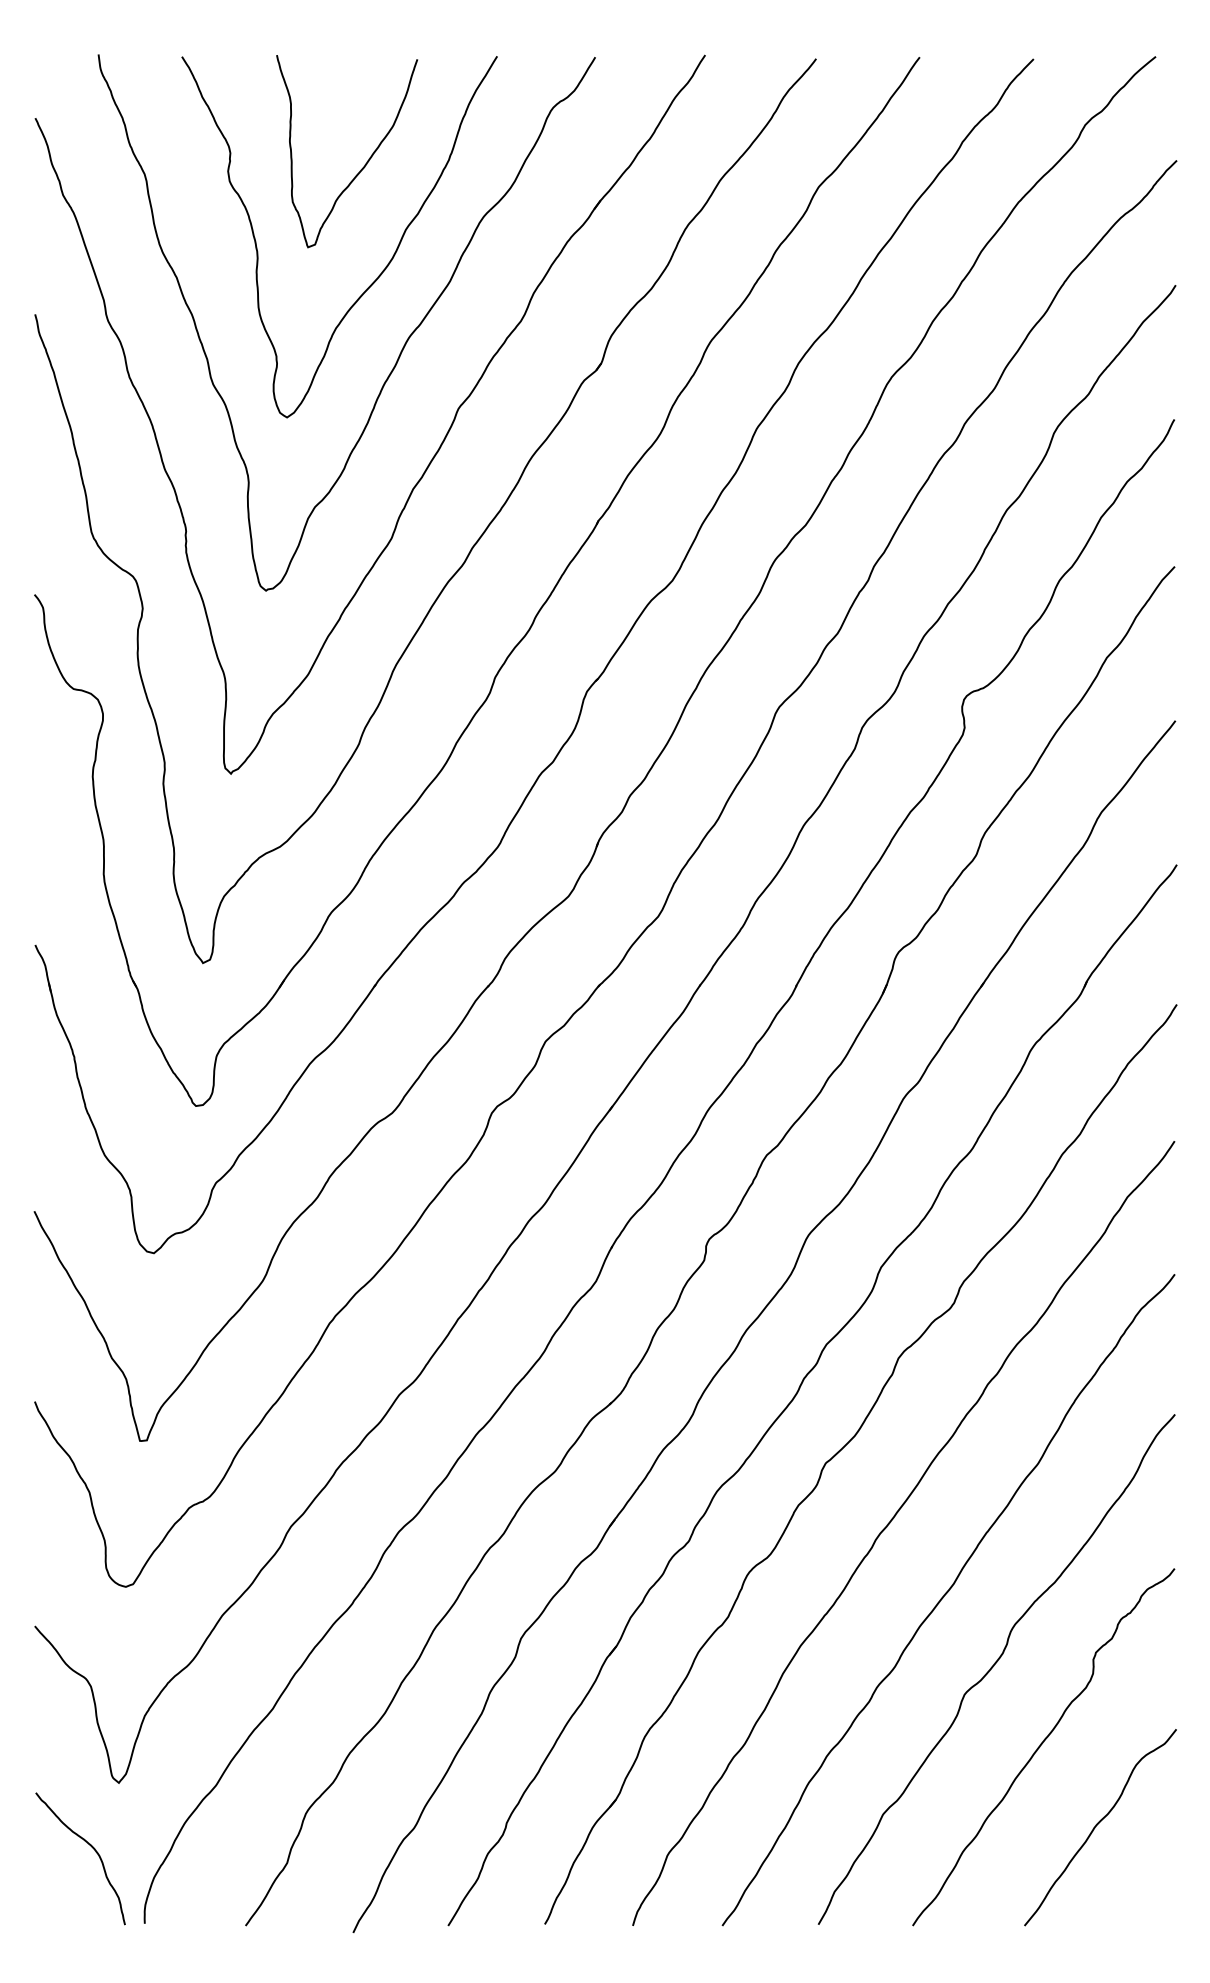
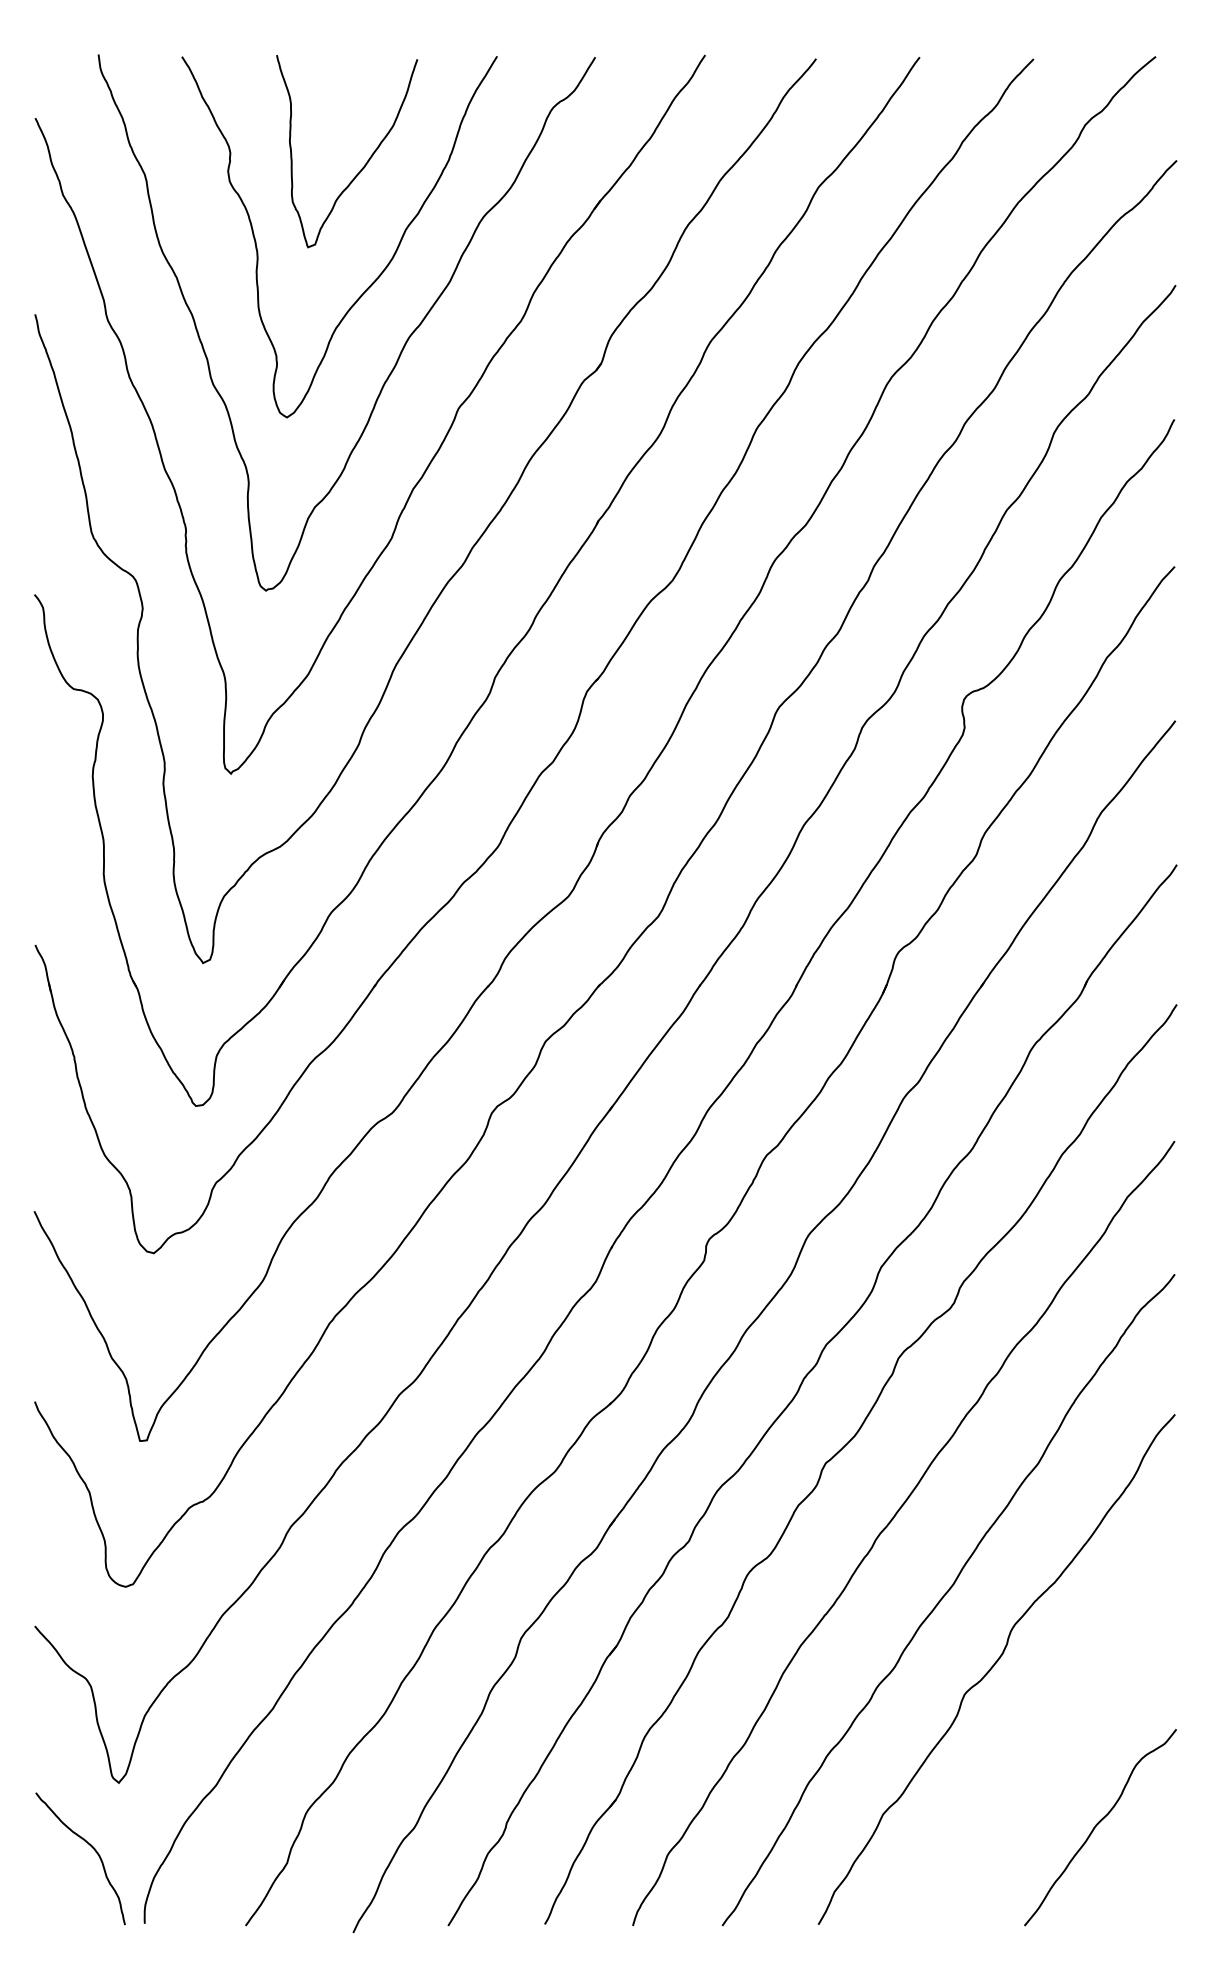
curve: present -> none (1041, 1745)
